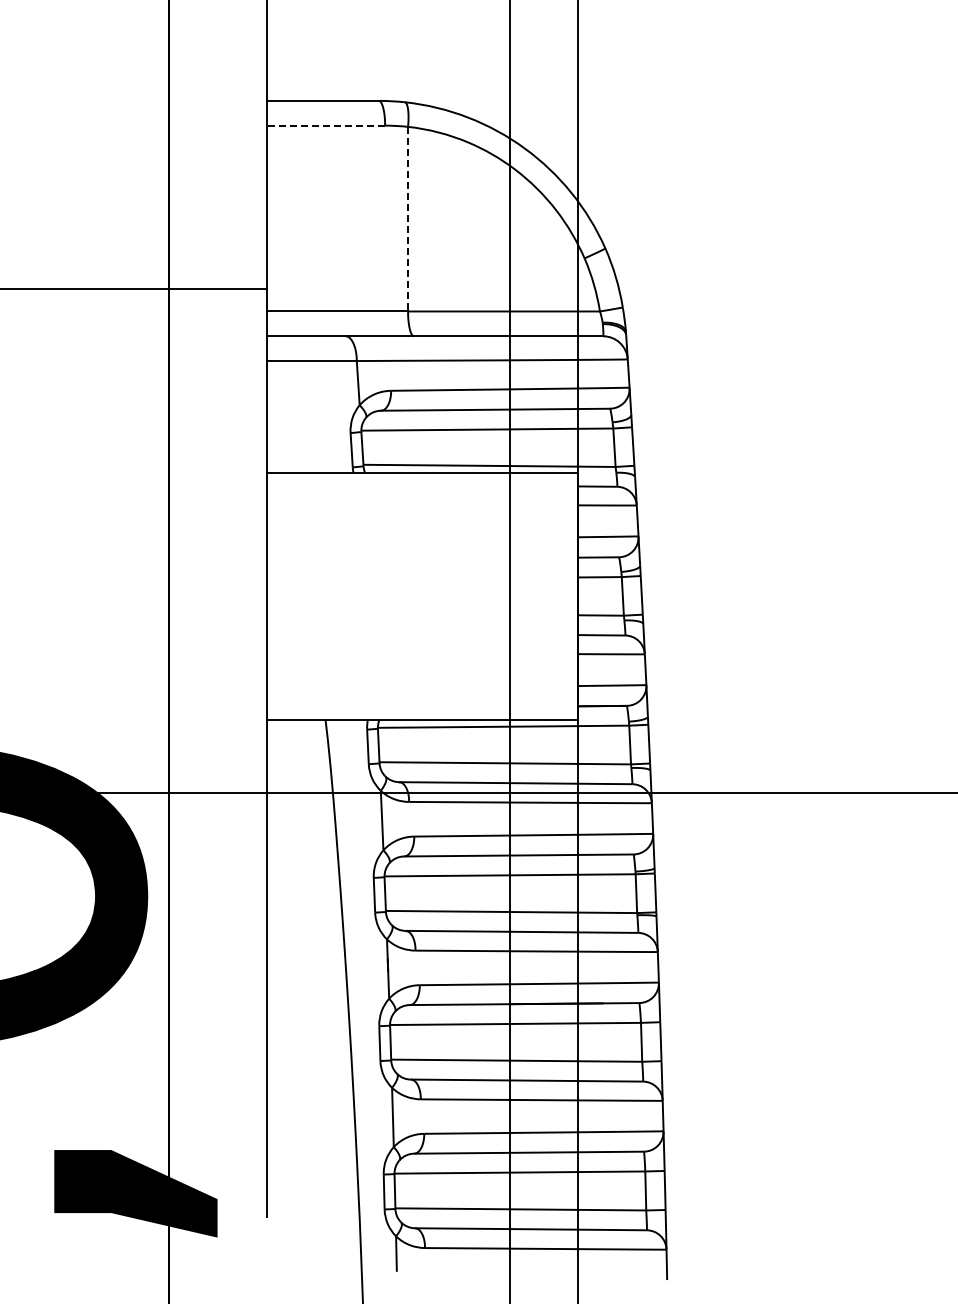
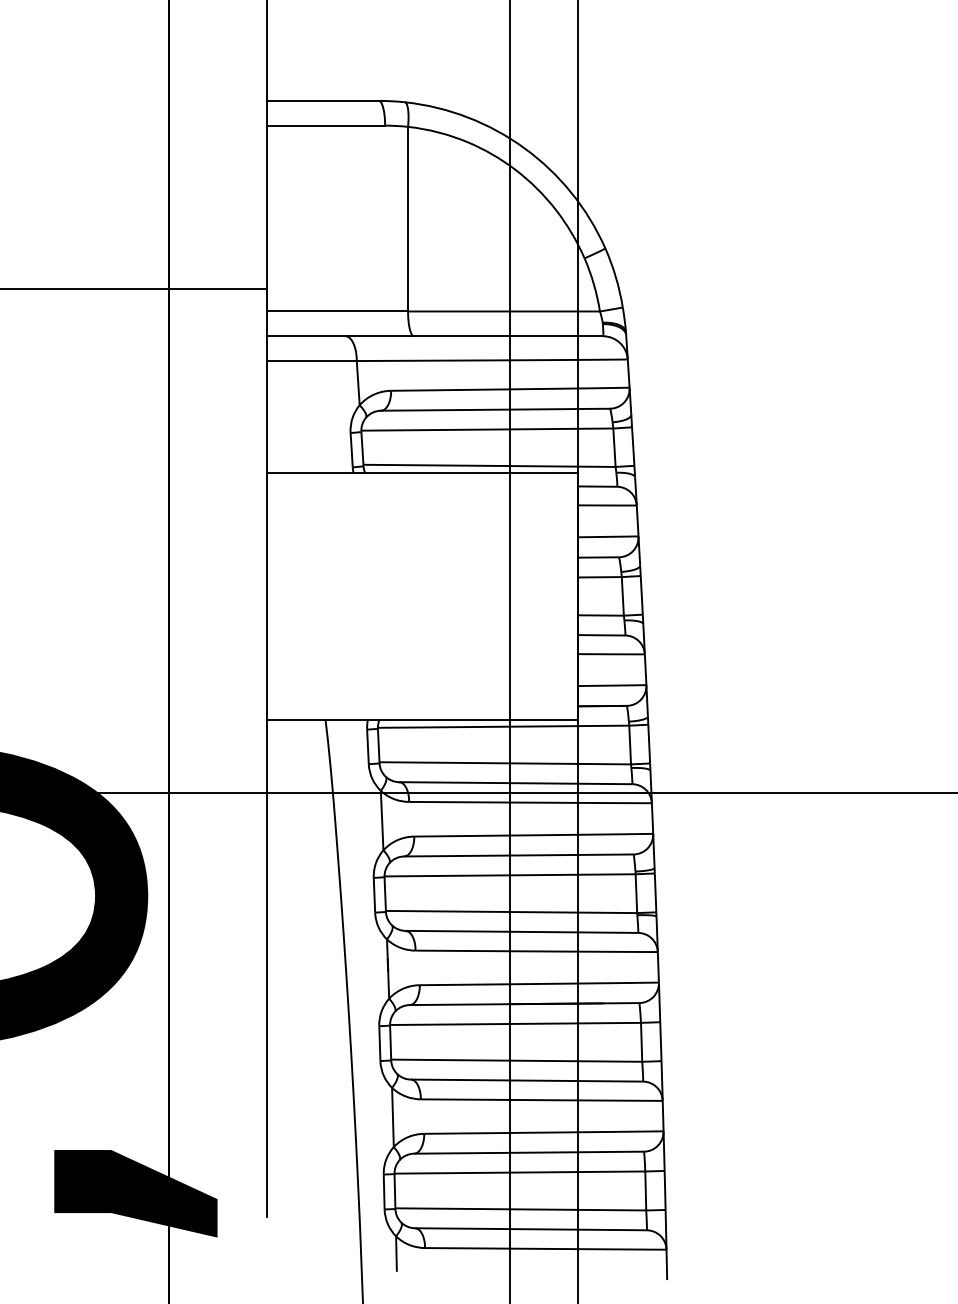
line: dashed -> solid (326, 125)
line: dashed -> solid (408, 219)
